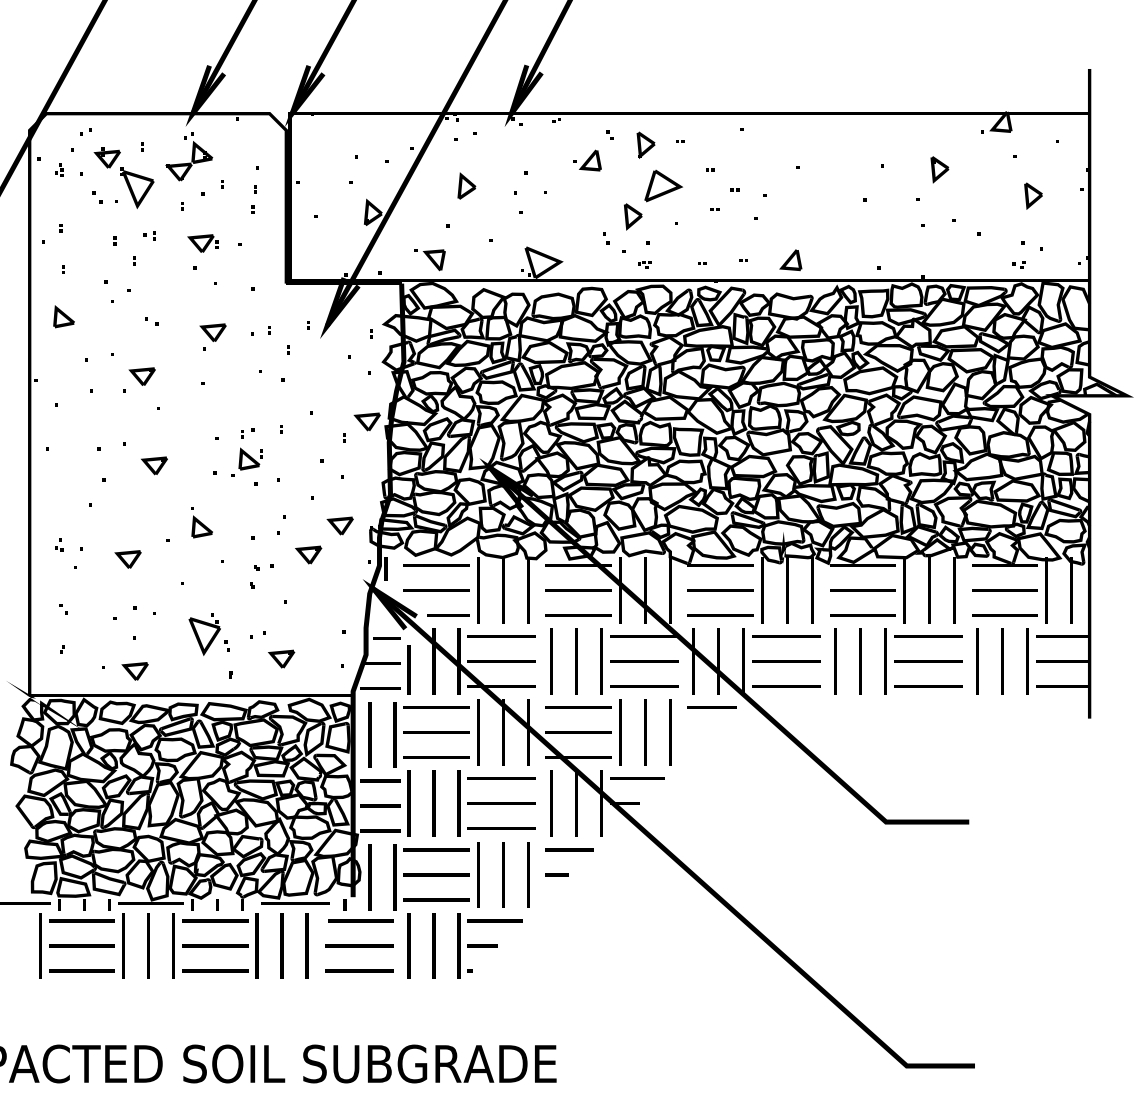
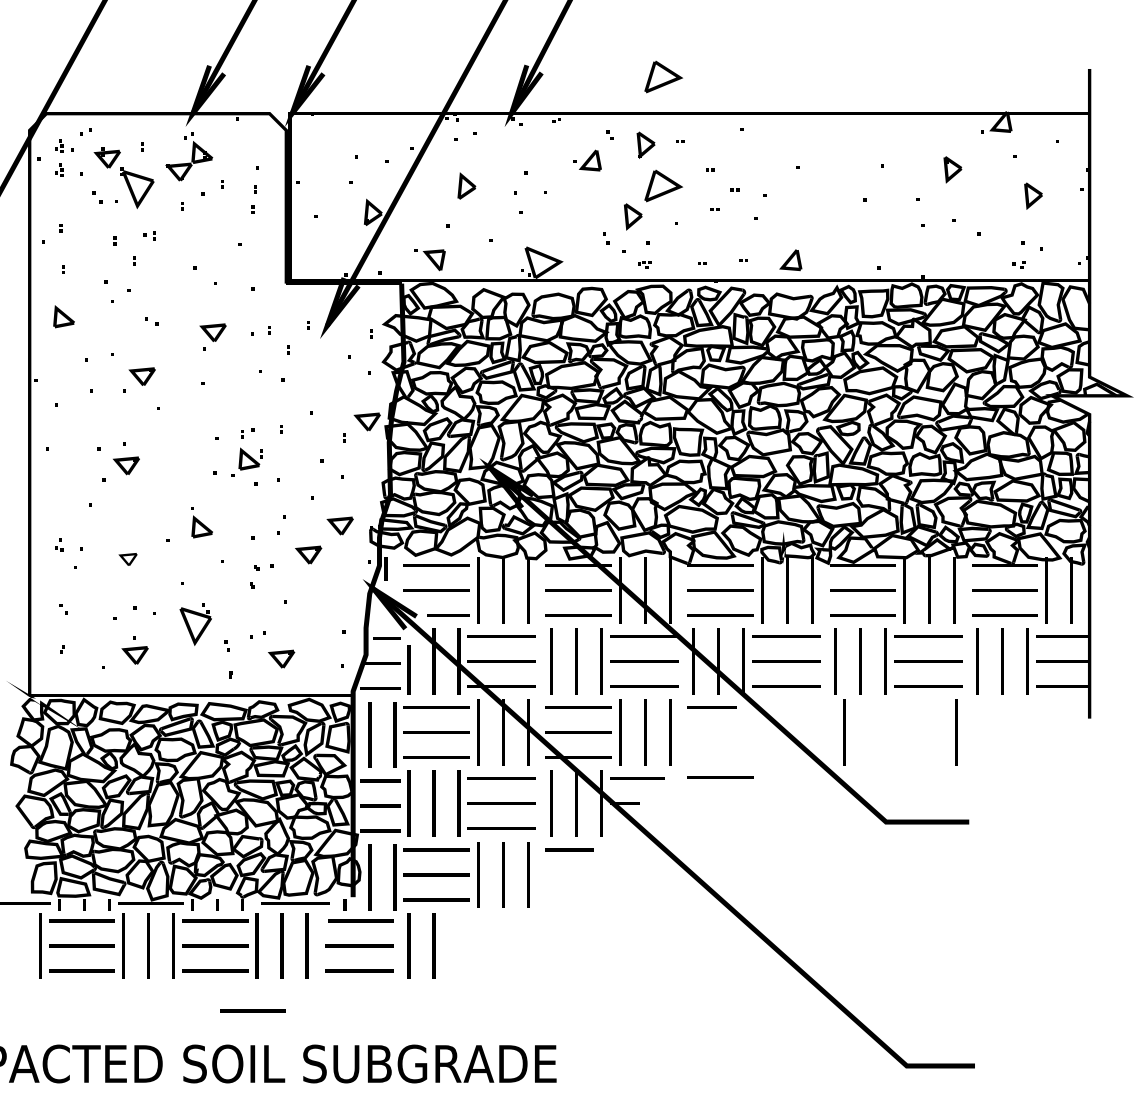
part: none -> present (663, 76)
part: none -> present (59, 145)
part position: (939, 169) -> (952, 169) (952, 169)
part: present -> none (202, 243)
part position: (154, 465) -> (126, 465) (126, 465)
part size: 28x19 px -> 20x13 px (127, 559)
part position: (204, 634) -> (195, 624) (195, 624)
part position: (134, 671) -> (134, 655) (134, 655)
line: none -> present (844, 732)
line: none -> present (956, 732)
line: none -> present (720, 777)
line: present -> none (556, 874)
part: present -> none (489, 945)
line: none -> present (252, 1010)
